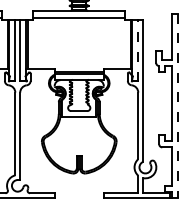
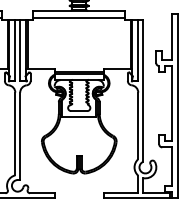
line: dashed -> solid (138, 50)
line: dashed -> solid (177, 106)
